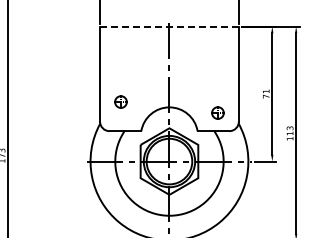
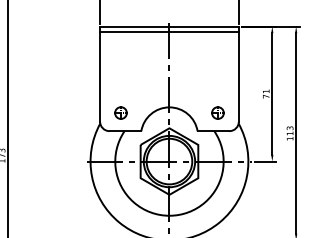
line: dashed -> solid (169, 26)
line: none -> present (169, 32)
part position: (120, 101) -> (120, 112) (120, 112)
